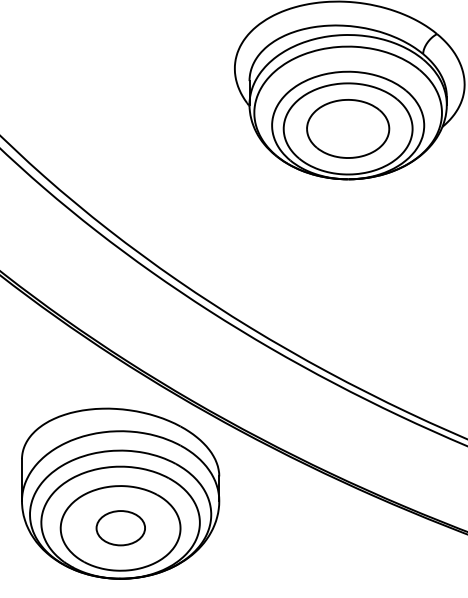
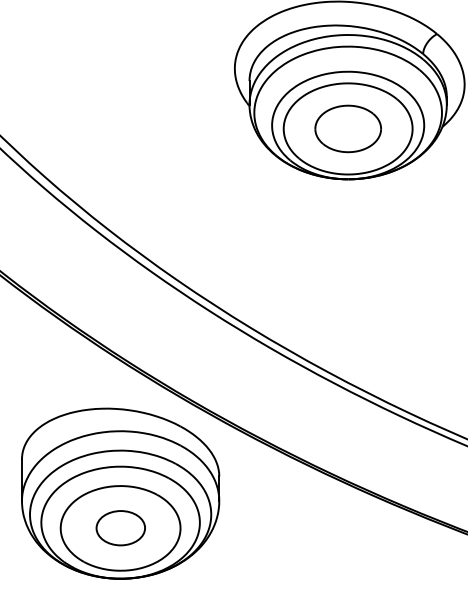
part size: 85x60 px -> 68x50 px (347, 128)
